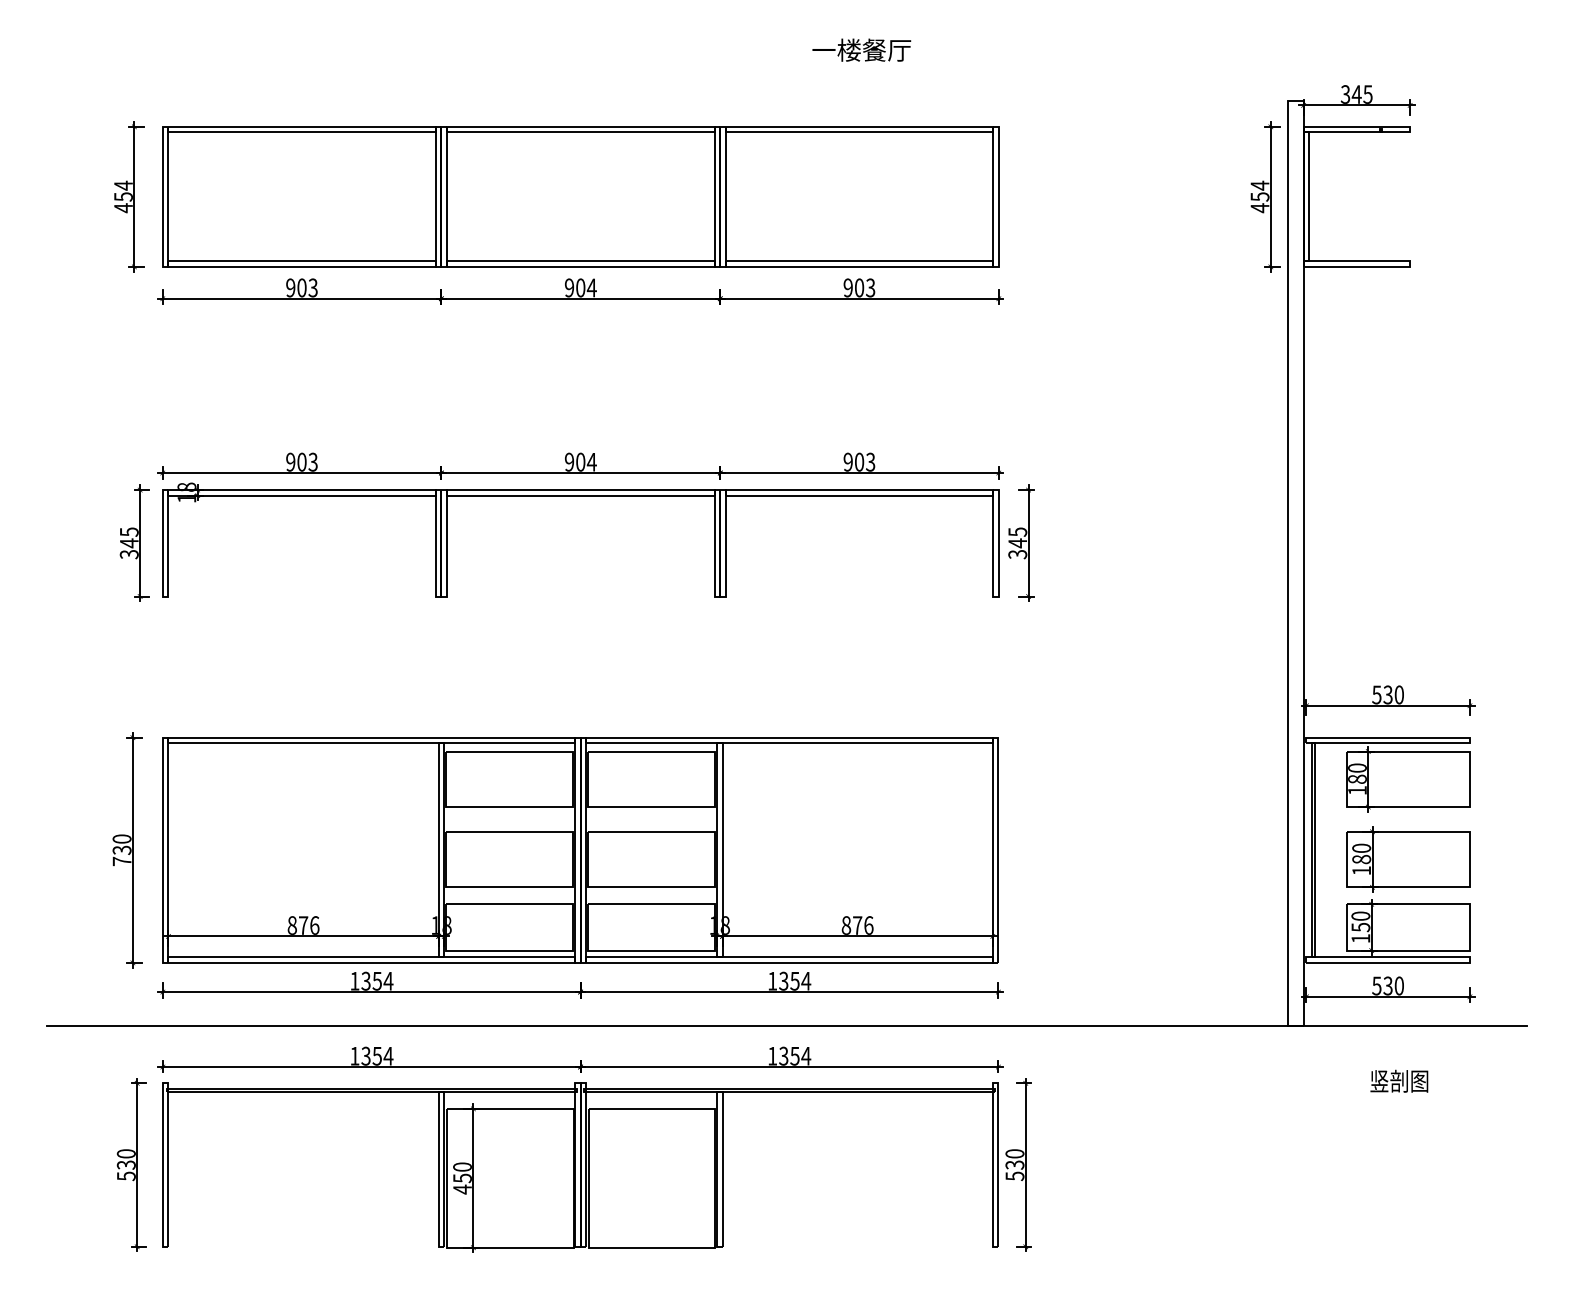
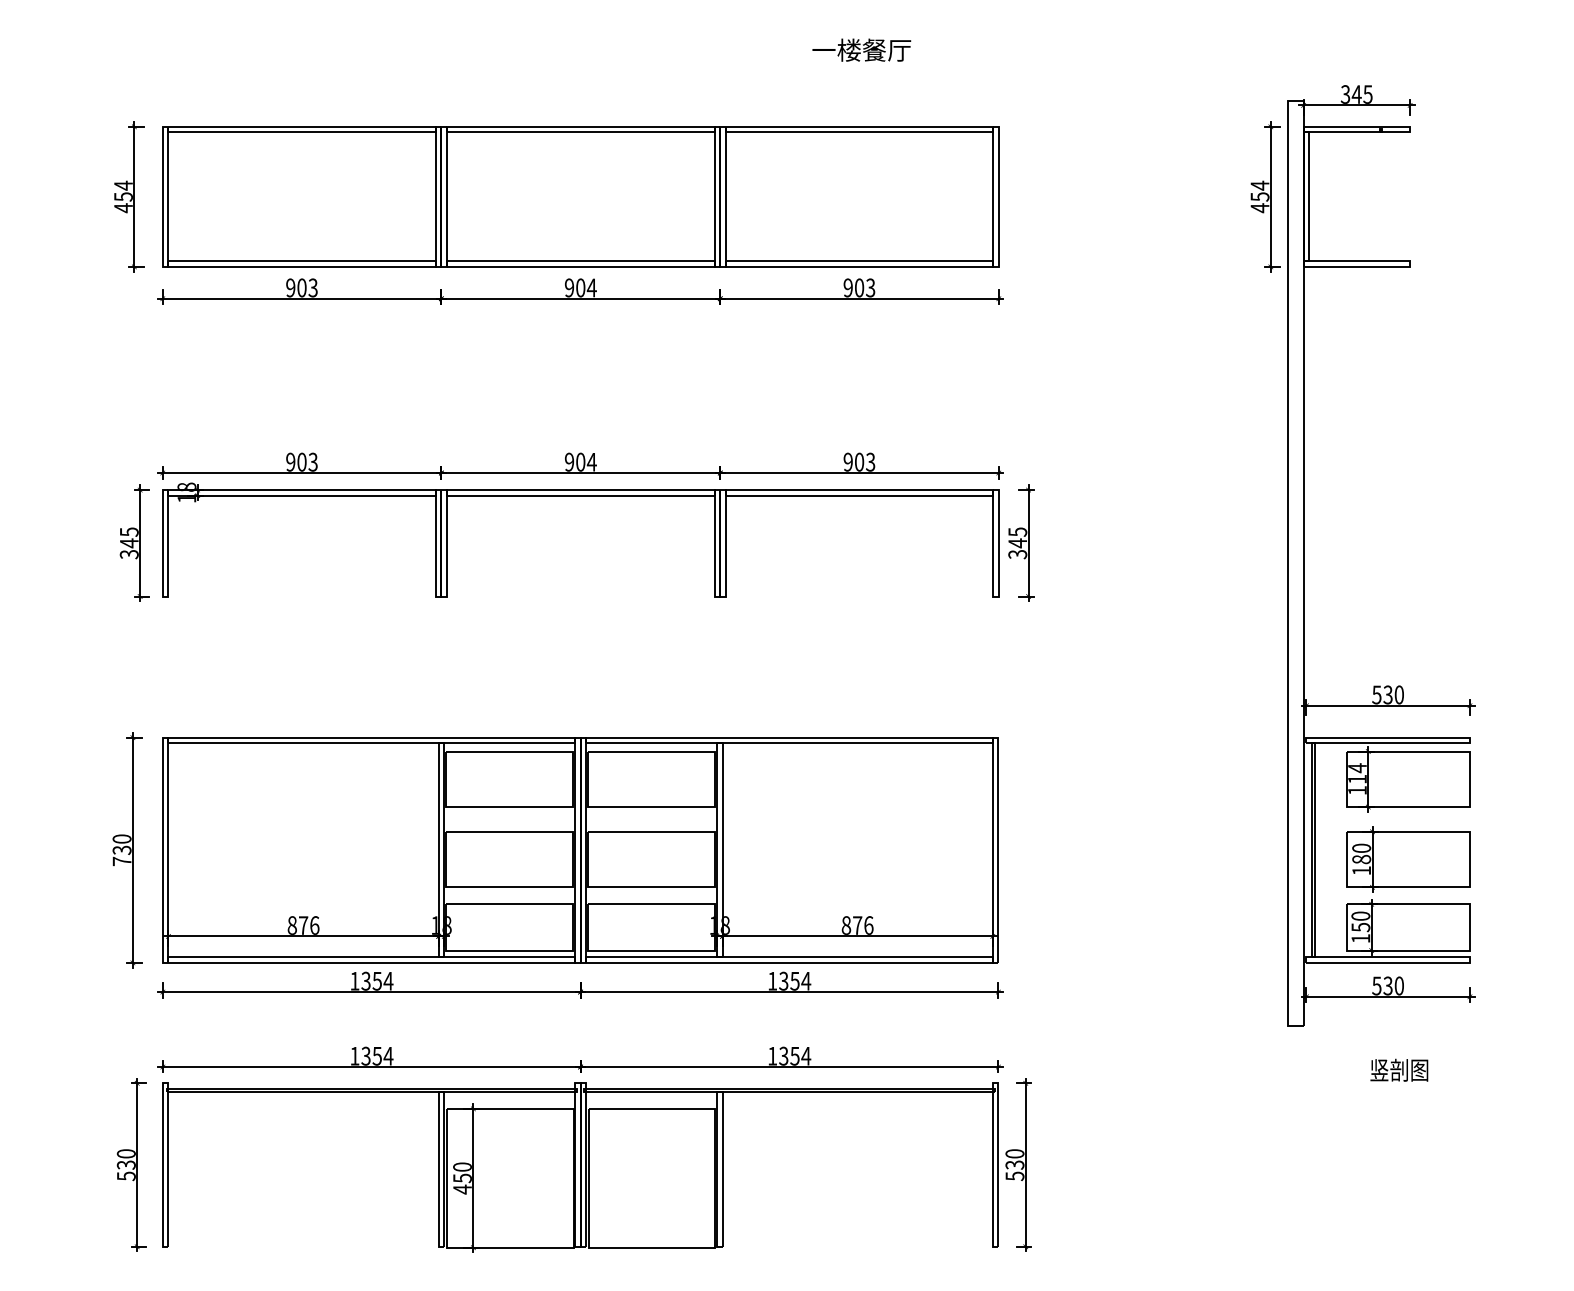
text: 180 -> 114 (1357, 773)
line: present -> none (786, 1025)
text position: (1399, 1080) -> (1399, 1069) (1399, 1069)
